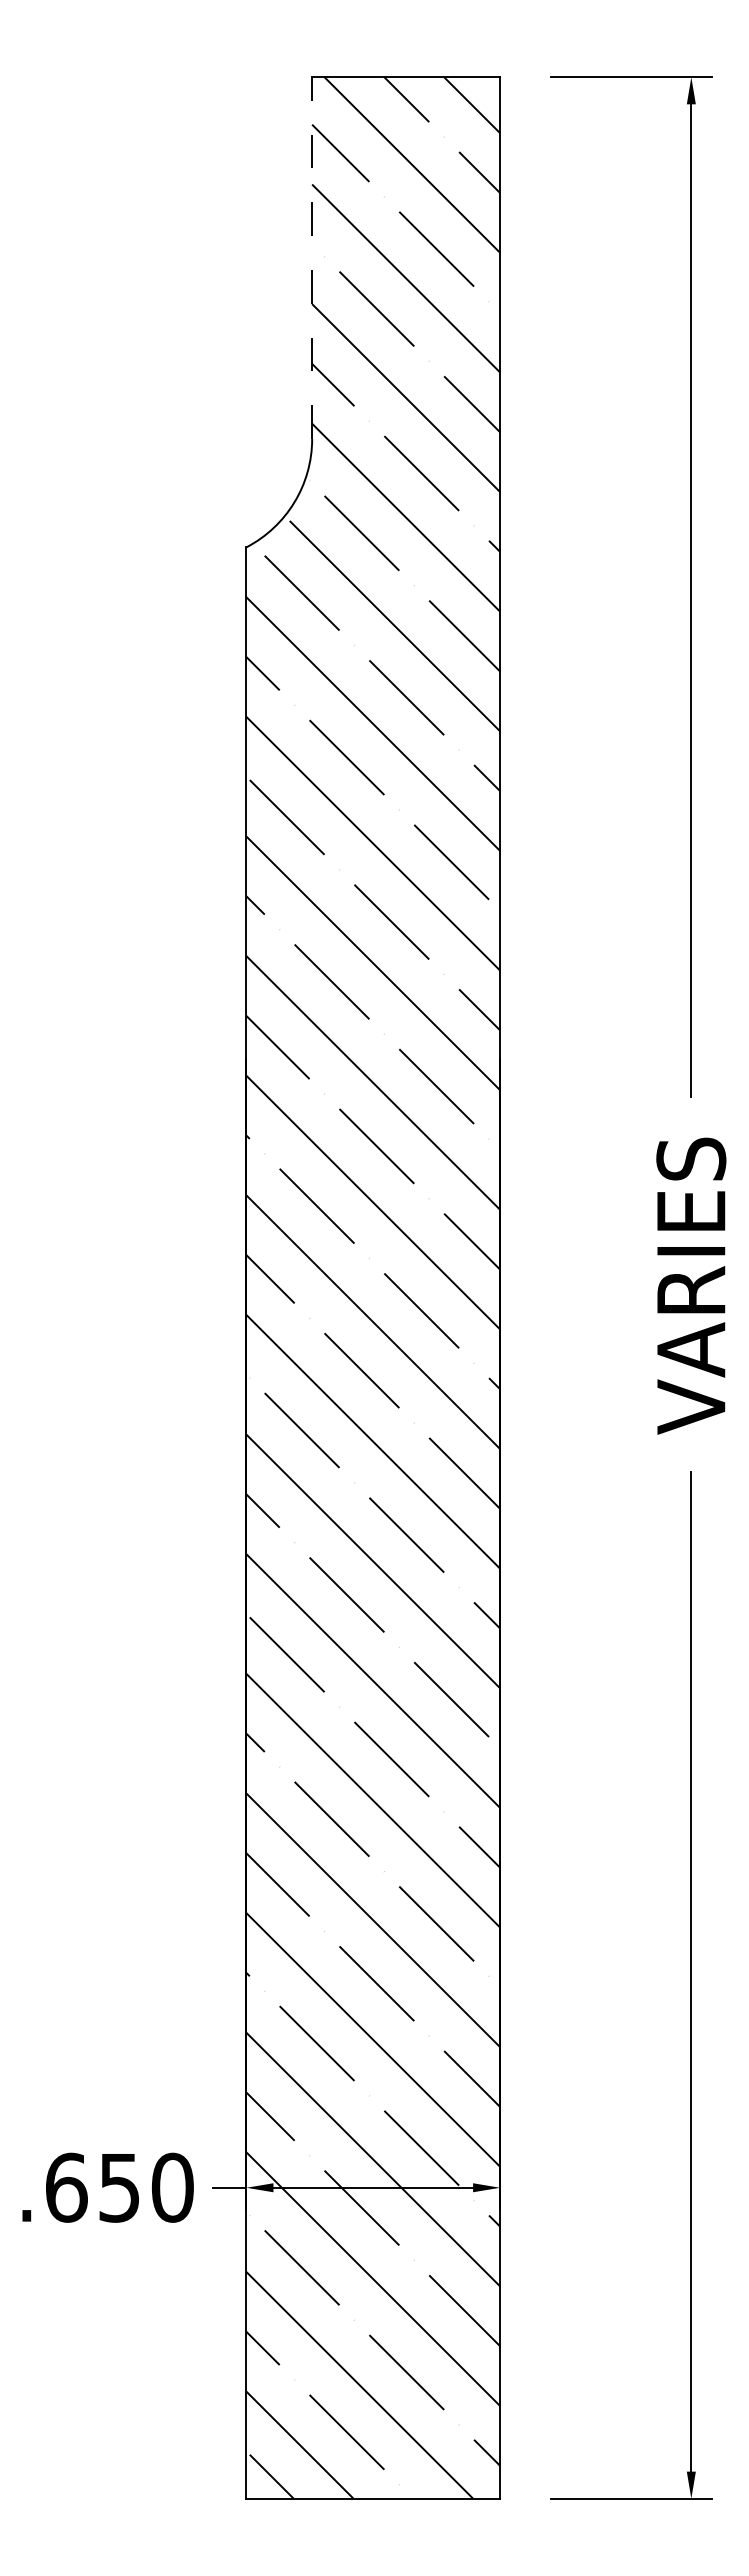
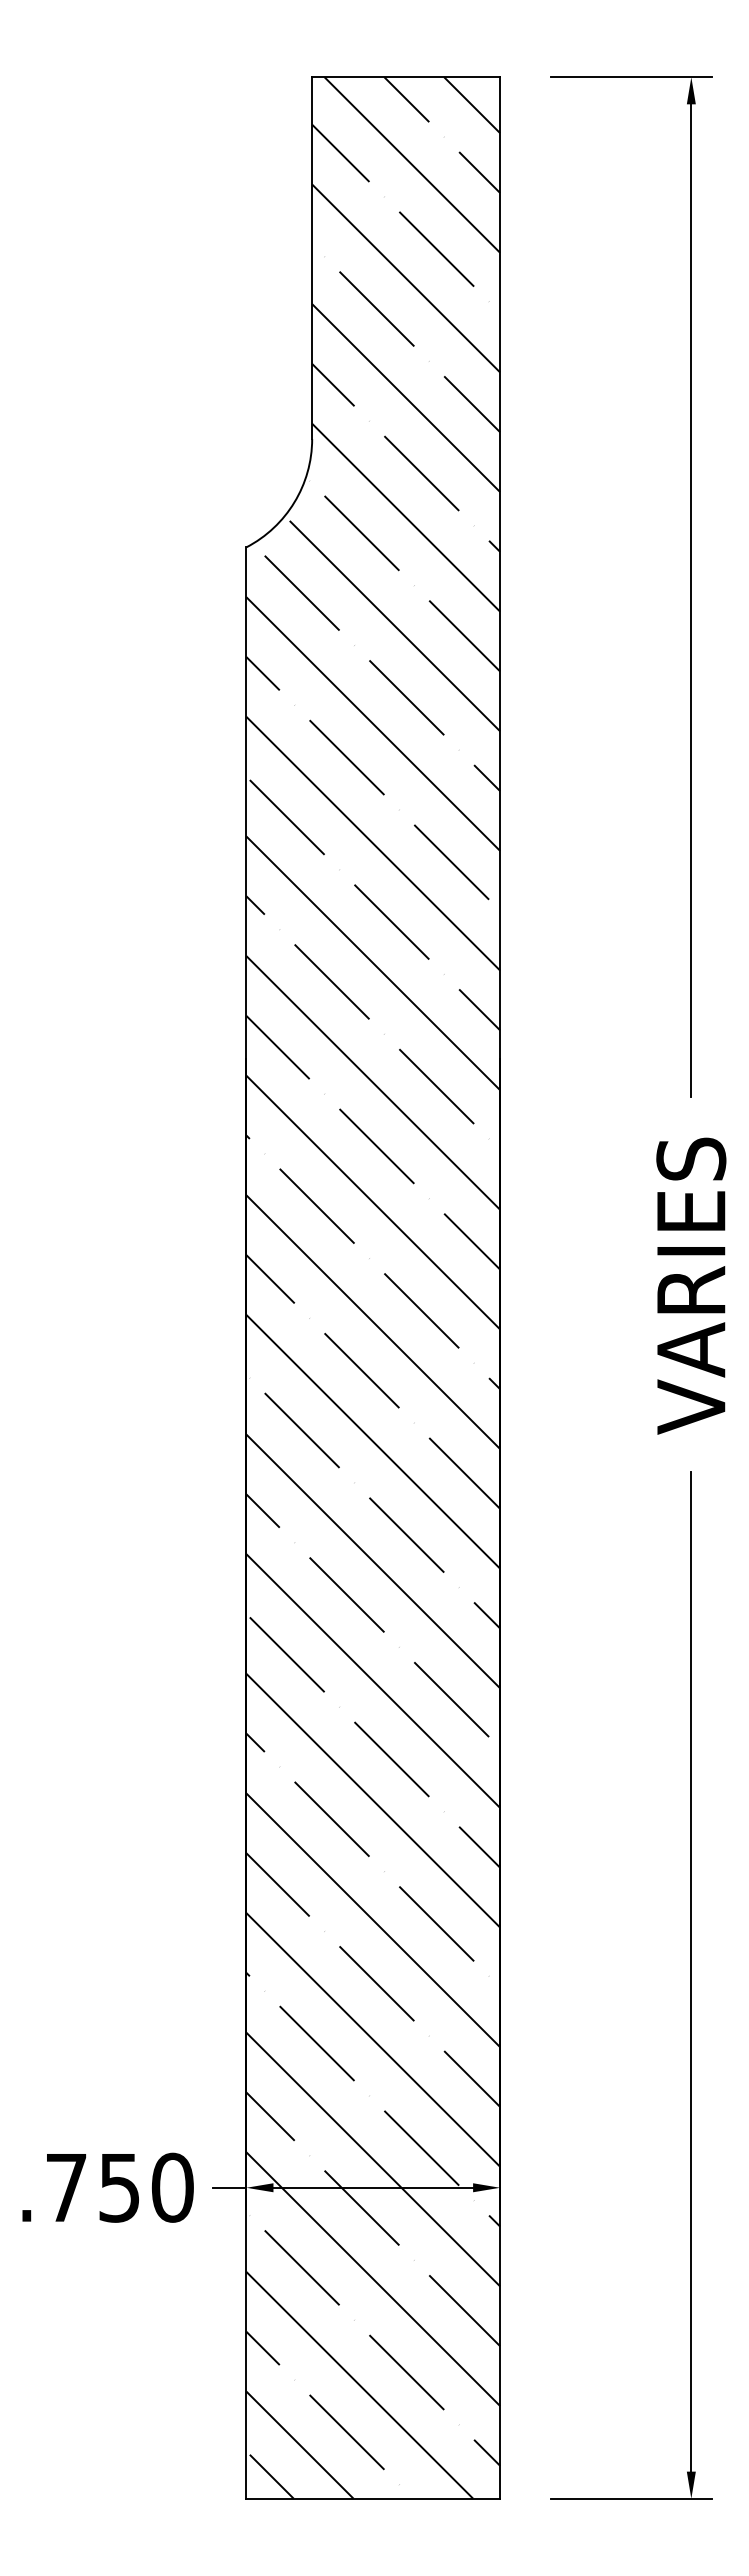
line: dashed -> solid (312, 258)
text: .650 -> .750 (66, 2187)
